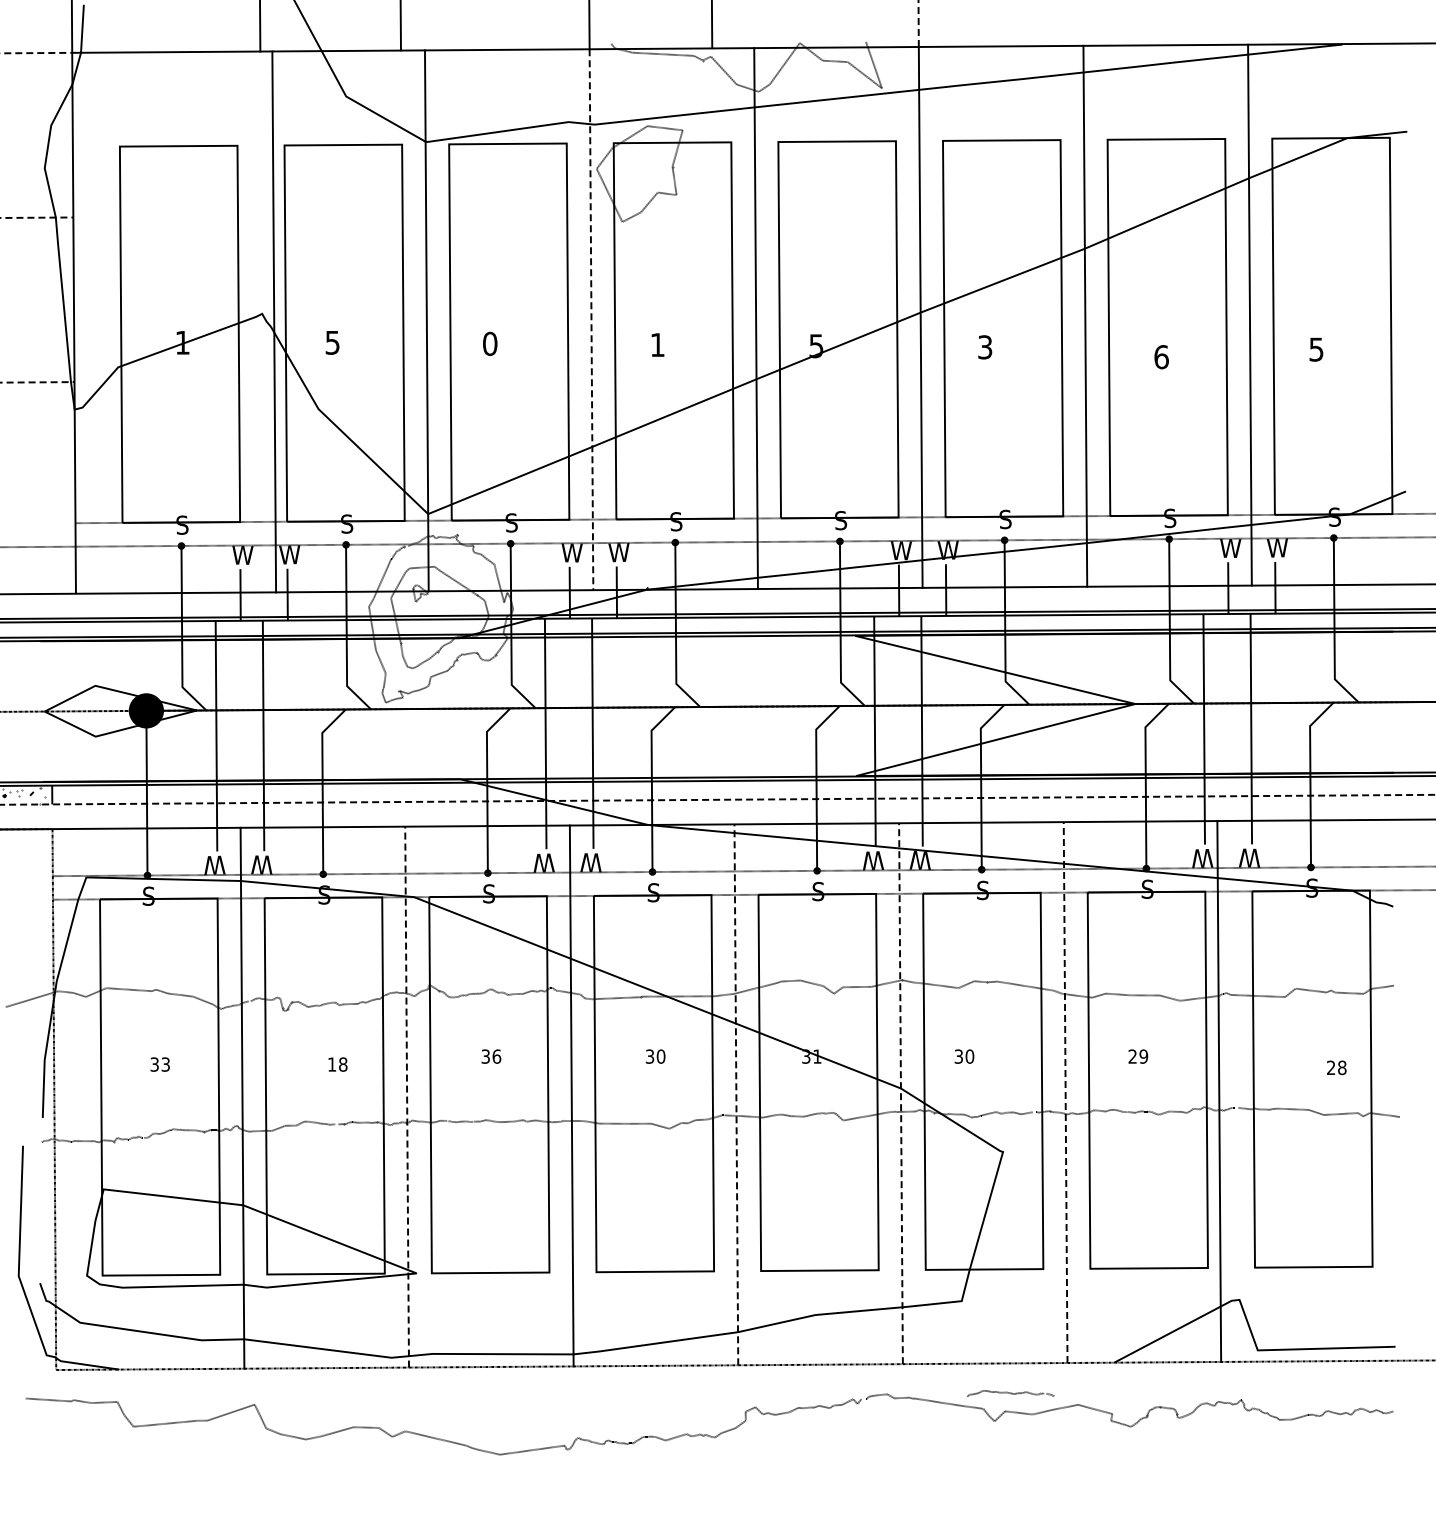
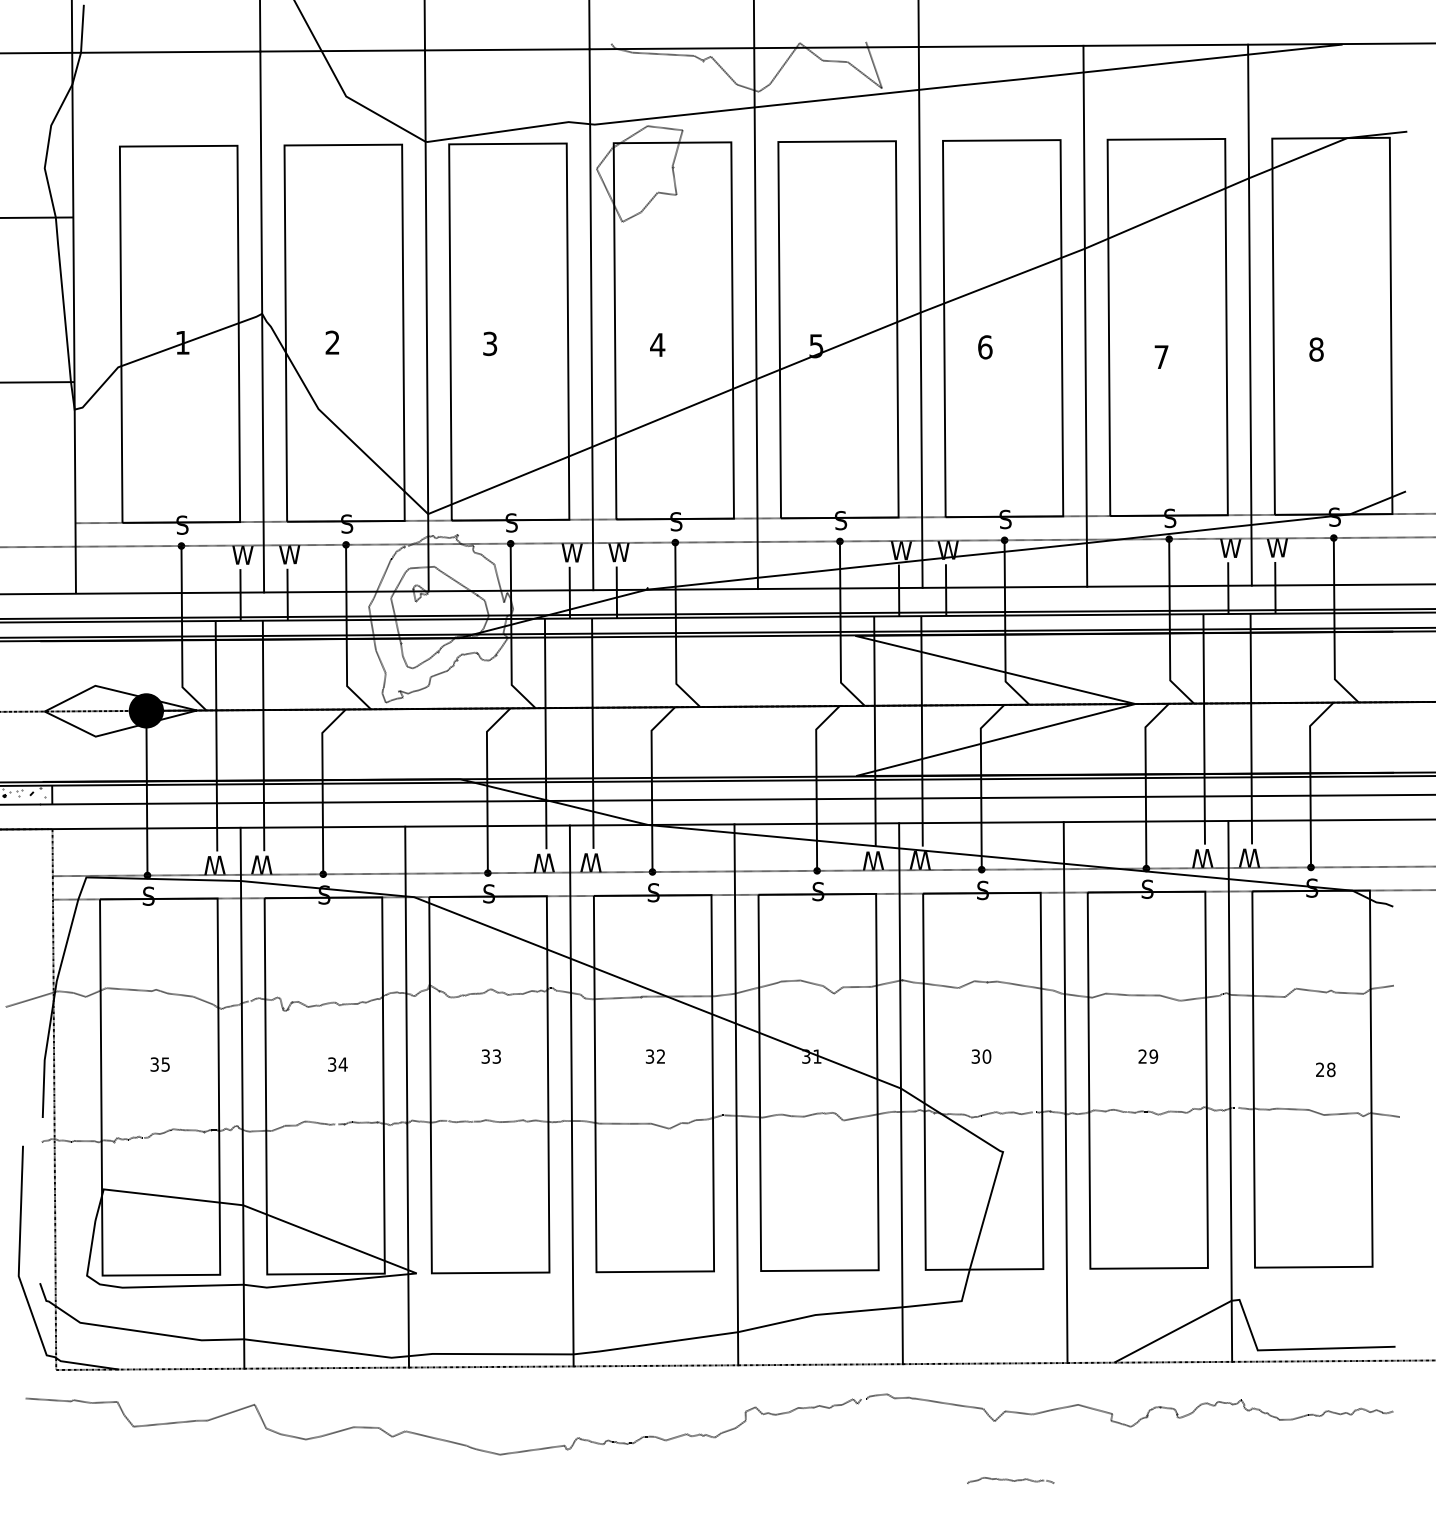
line: dashed -> solid (918, 23)
line position: (711, 25) -> (753, 25) (753, 25)
line position: (400, 26) -> (424, 26) (424, 26)
line: dashed -> solid (36, 53)
line: dashed -> solid (37, 217)
line: dashed -> solid (591, 320)
line position: (274, 321) -> (262, 321) (262, 321)
text: 5 -> 2 (332, 342)
text: 0 -> 3 (490, 343)
text: 1 -> 4 (657, 344)
text: 3 -> 6 (985, 347)
text: 5 -> 8 (1316, 349)
text: 6 -> 7 (1161, 357)
line: dashed -> solid (37, 382)
line: dashed -> solid (718, 799)
text: 36 -> 33 (496, 1056)
text: 30 -> 32 (660, 1056)
text position: (964, 1056) -> (981, 1056) (981, 1056)
text position: (1138, 1056) -> (1148, 1056) (1148, 1056)
text: 33 -> 35 (165, 1063)
text: 18 -> 34 (337, 1064)
text position: (1336, 1067) -> (1325, 1069) (1325, 1069)
line position: (1219, 1090) -> (1230, 1090) (1230, 1090)
line: dashed -> solid (1065, 1092)
line: dashed -> solid (901, 1093)
line: dashed -> solid (736, 1094)
line: dashed -> solid (407, 1096)
curve position: (1010, 1393) -> (1010, 1480) (1010, 1480)
